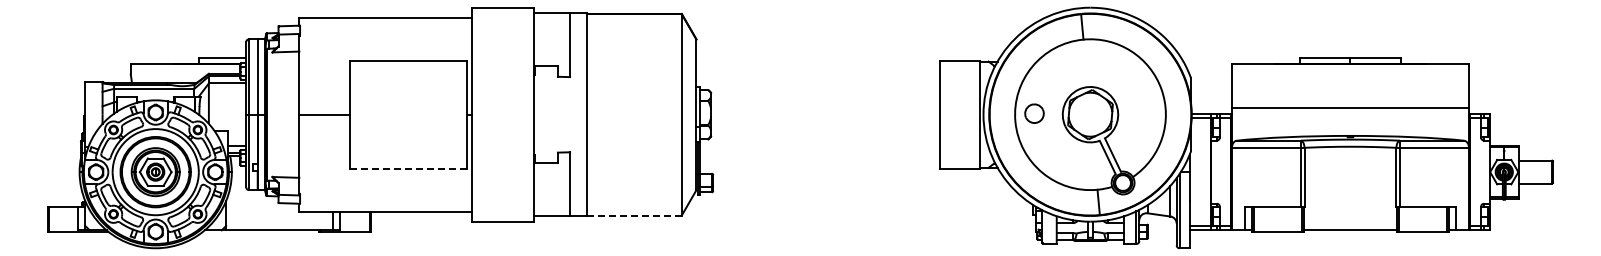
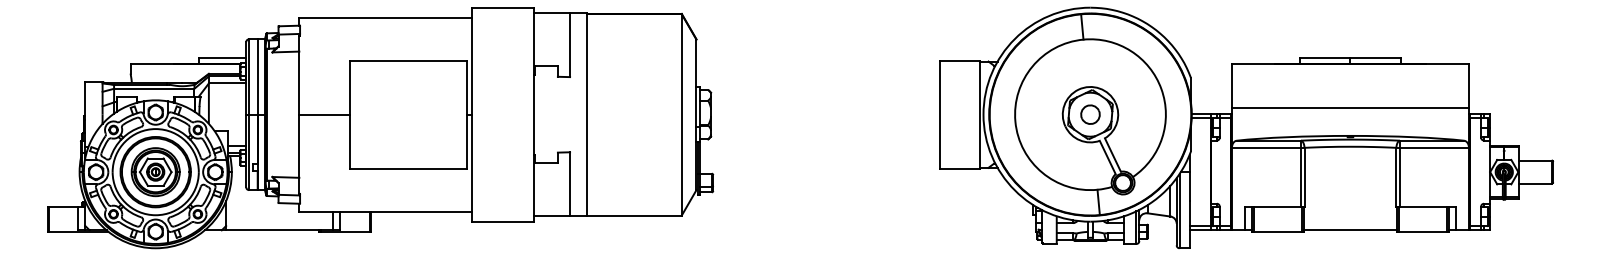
part position: (1034, 113) -> (1090, 114) (1090, 114)
line: dashed -> solid (409, 168)
line: dashed -> solid (634, 215)
